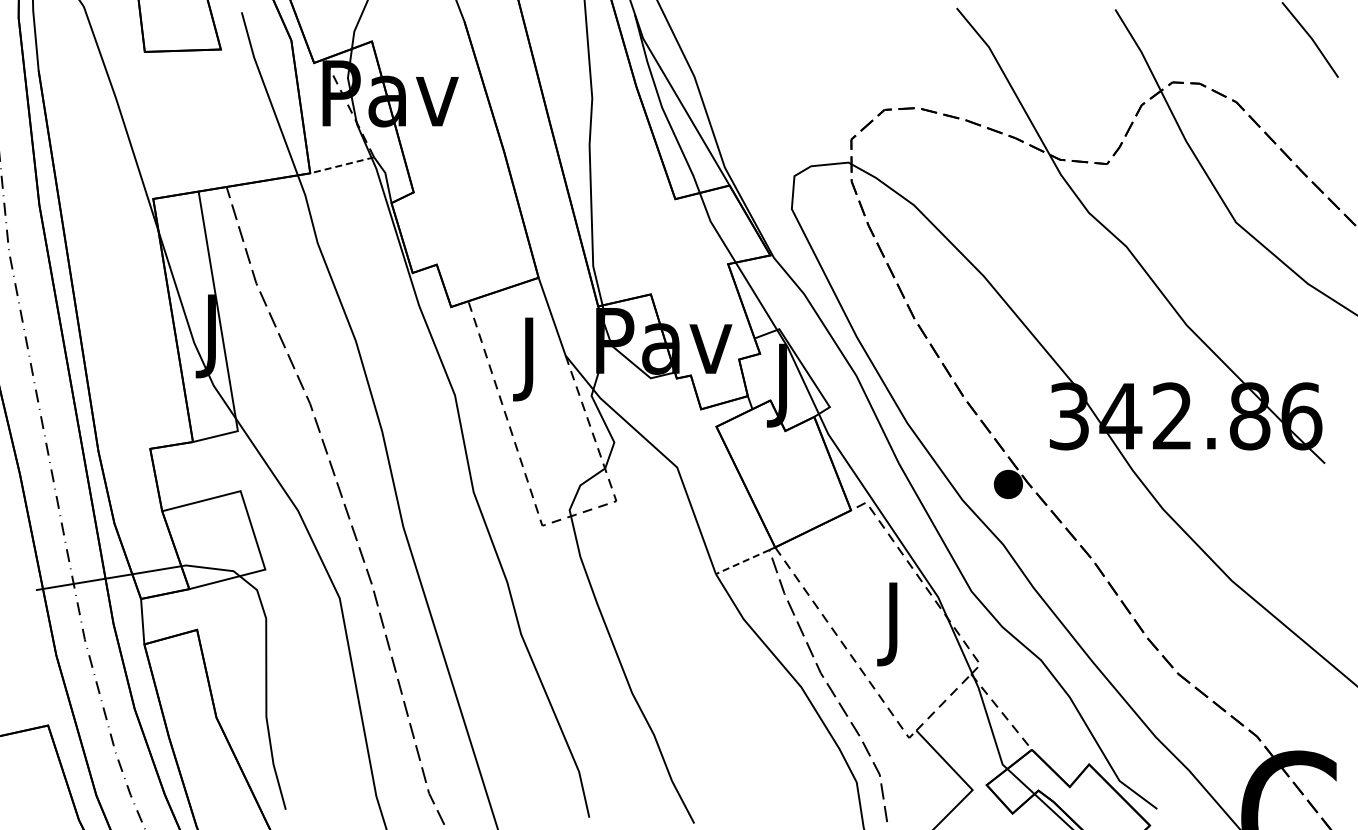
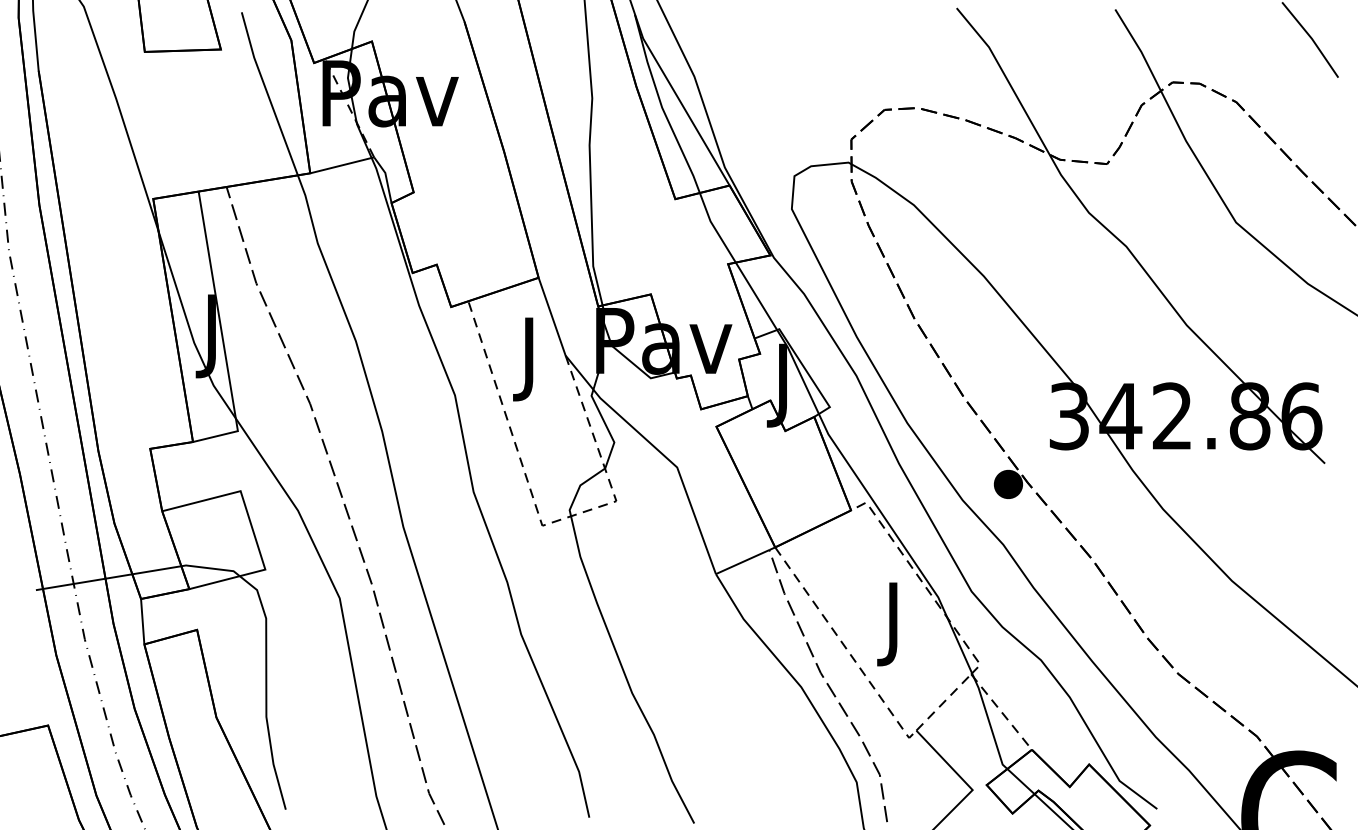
line: dashed -> solid (342, 165)
line: dashed -> solid (742, 562)
